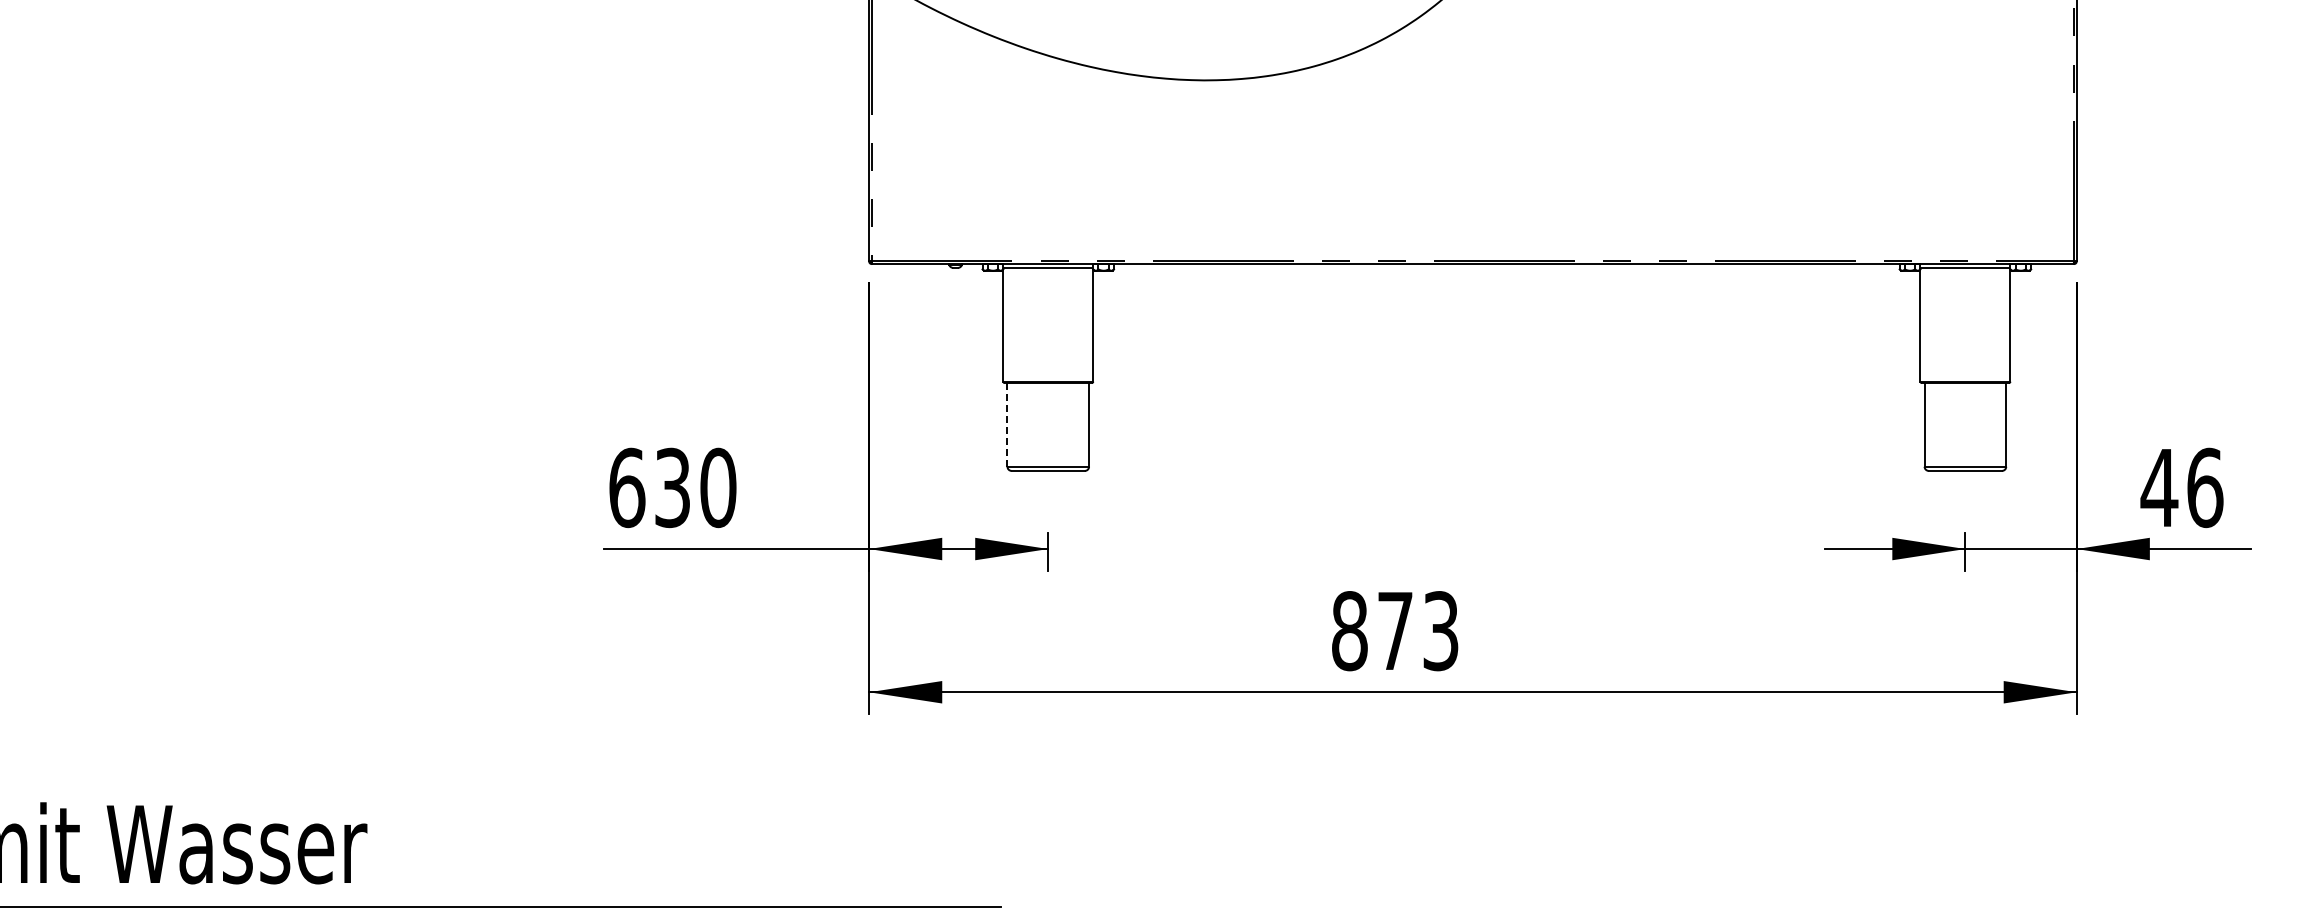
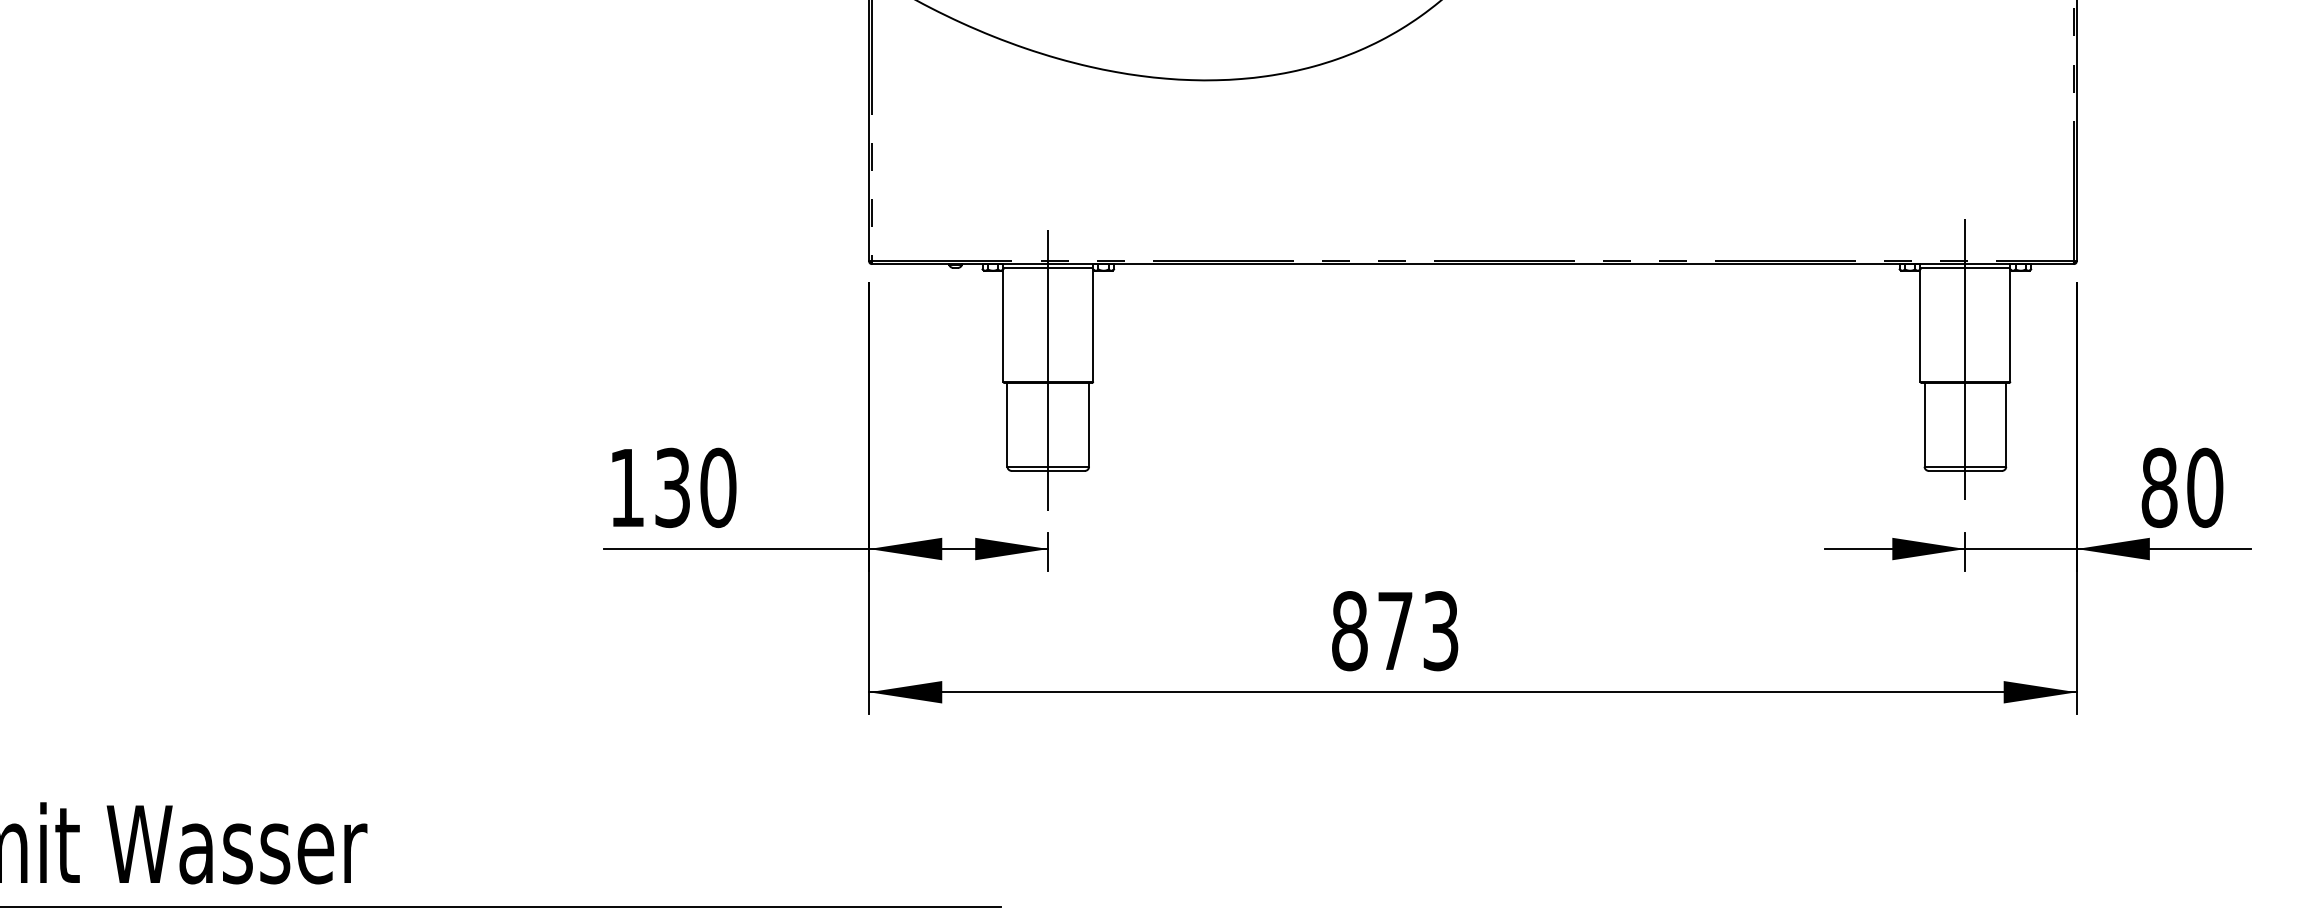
line: none -> present (1048, 365)
line: none -> present (1965, 365)
line: dashed -> solid (1007, 424)
text: 630 -> 130 (627, 487)
text: 46 -> 80 (2181, 487)
